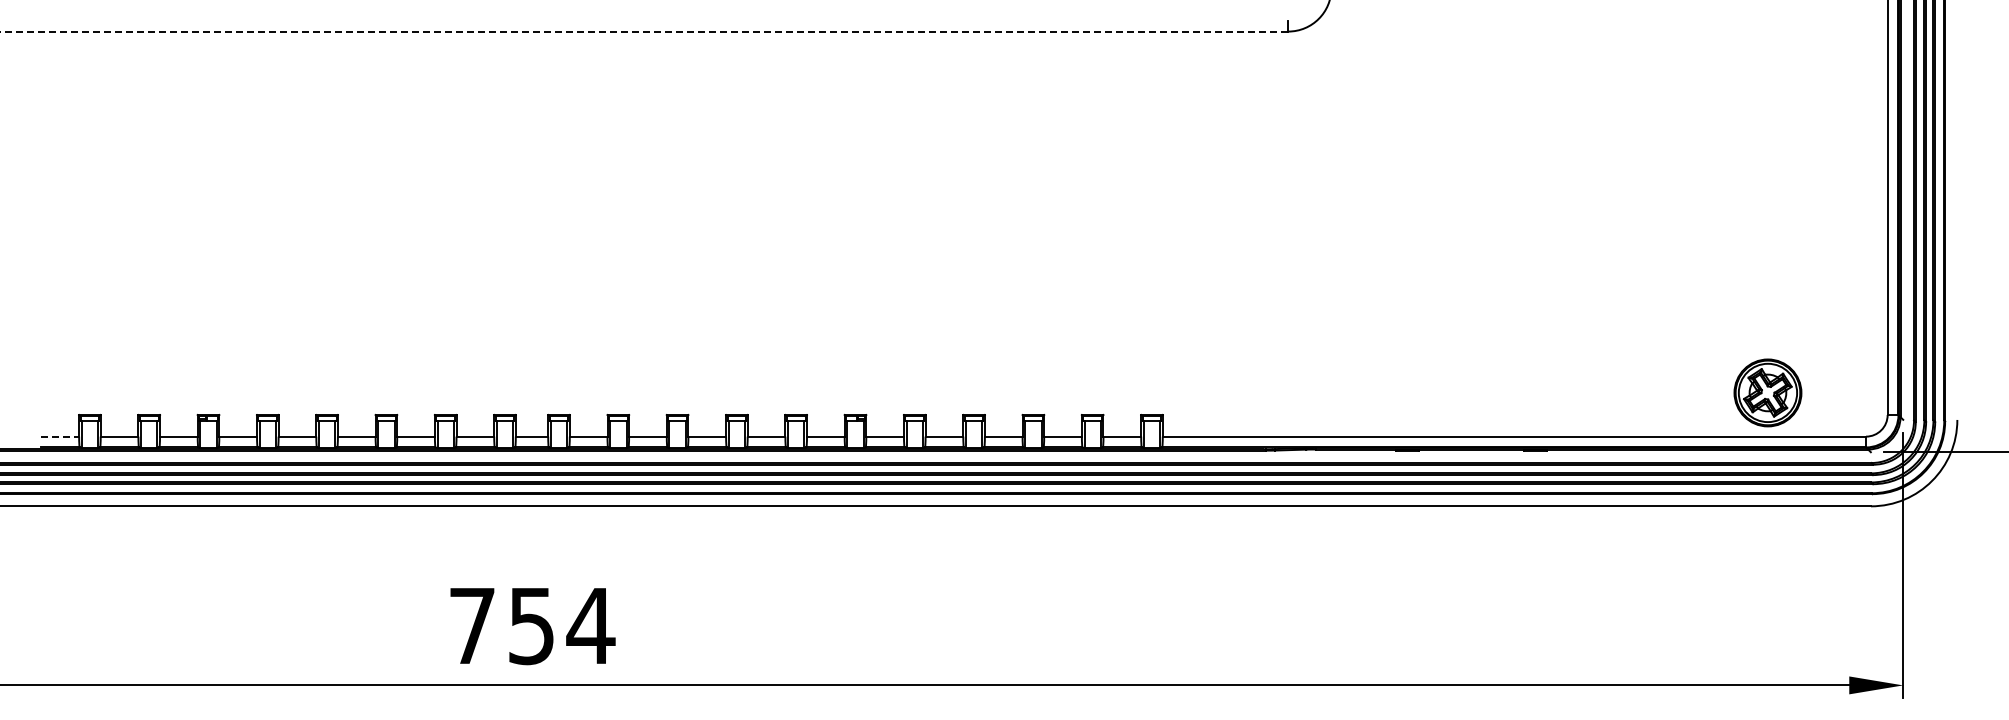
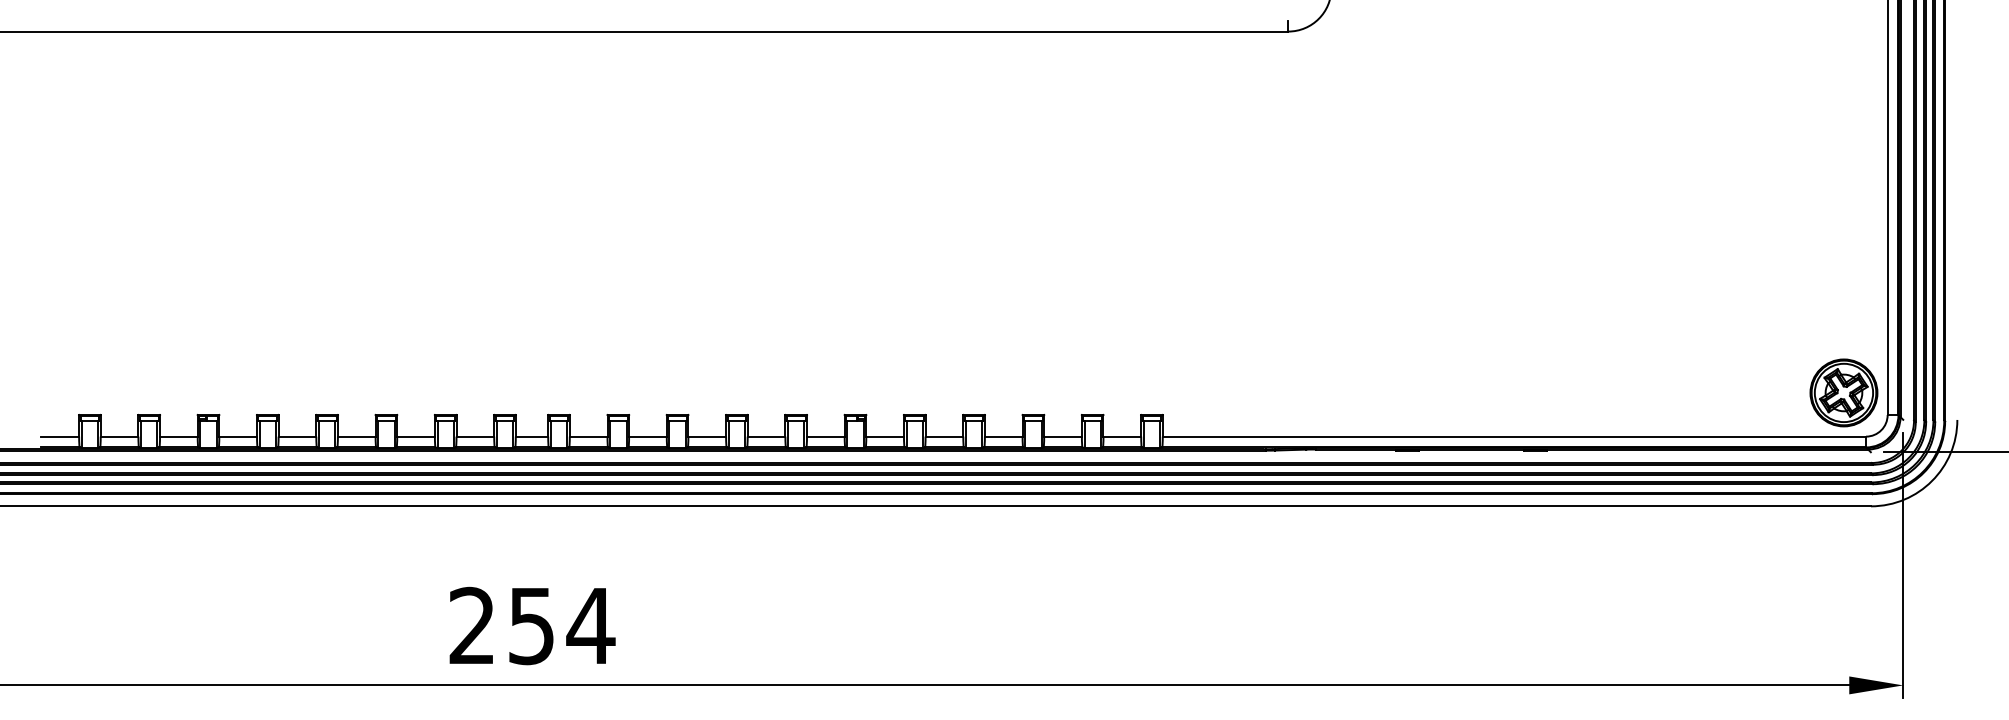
line: dashed -> solid (644, 31)
part position: (1767, 392) -> (1843, 392) (1843, 392)
line: dashed -> solid (60, 436)
text: 754 -> 254 (471, 624)
